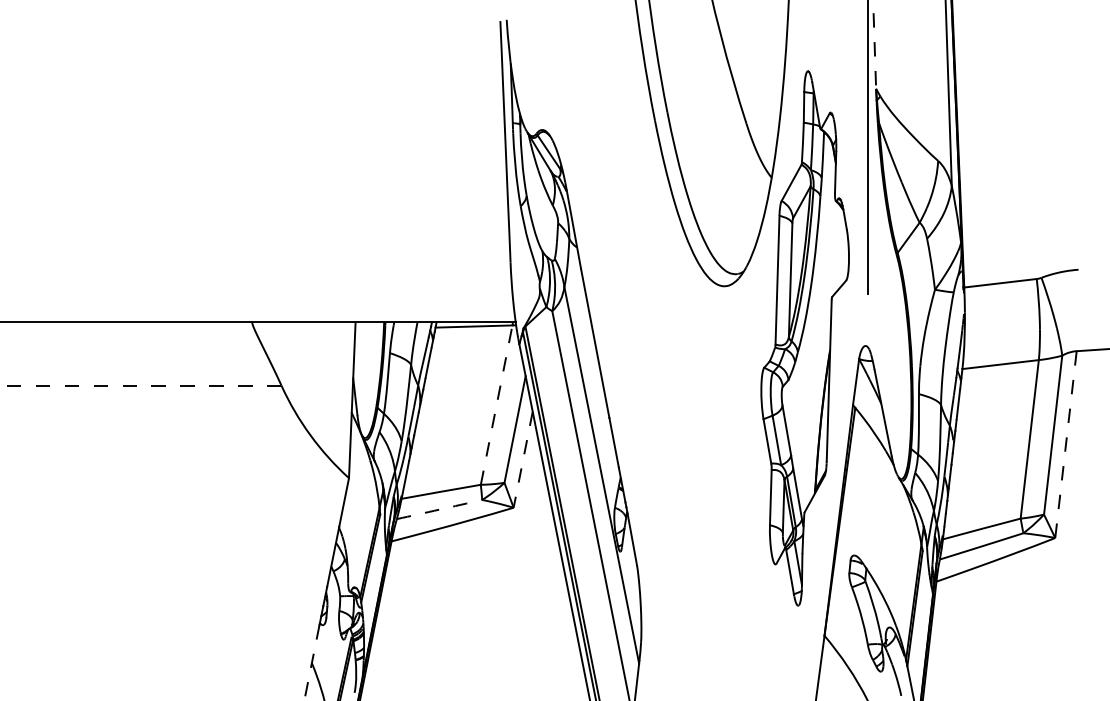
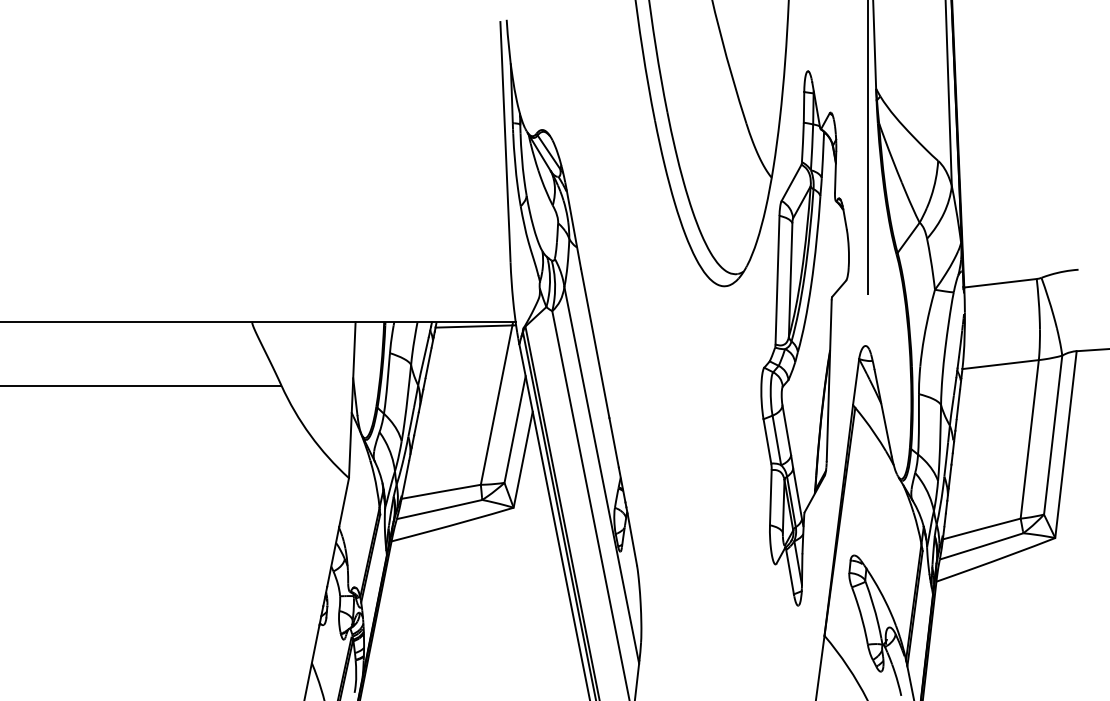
line: dashed -> solid (874, 45)
line: dashed -> solid (140, 385)
line: dashed -> solid (496, 404)
line: dashed -> solid (1065, 445)
line: dashed -> solid (523, 459)
arc: dashed -> solid (439, 509)
line: dashed -> solid (311, 663)
